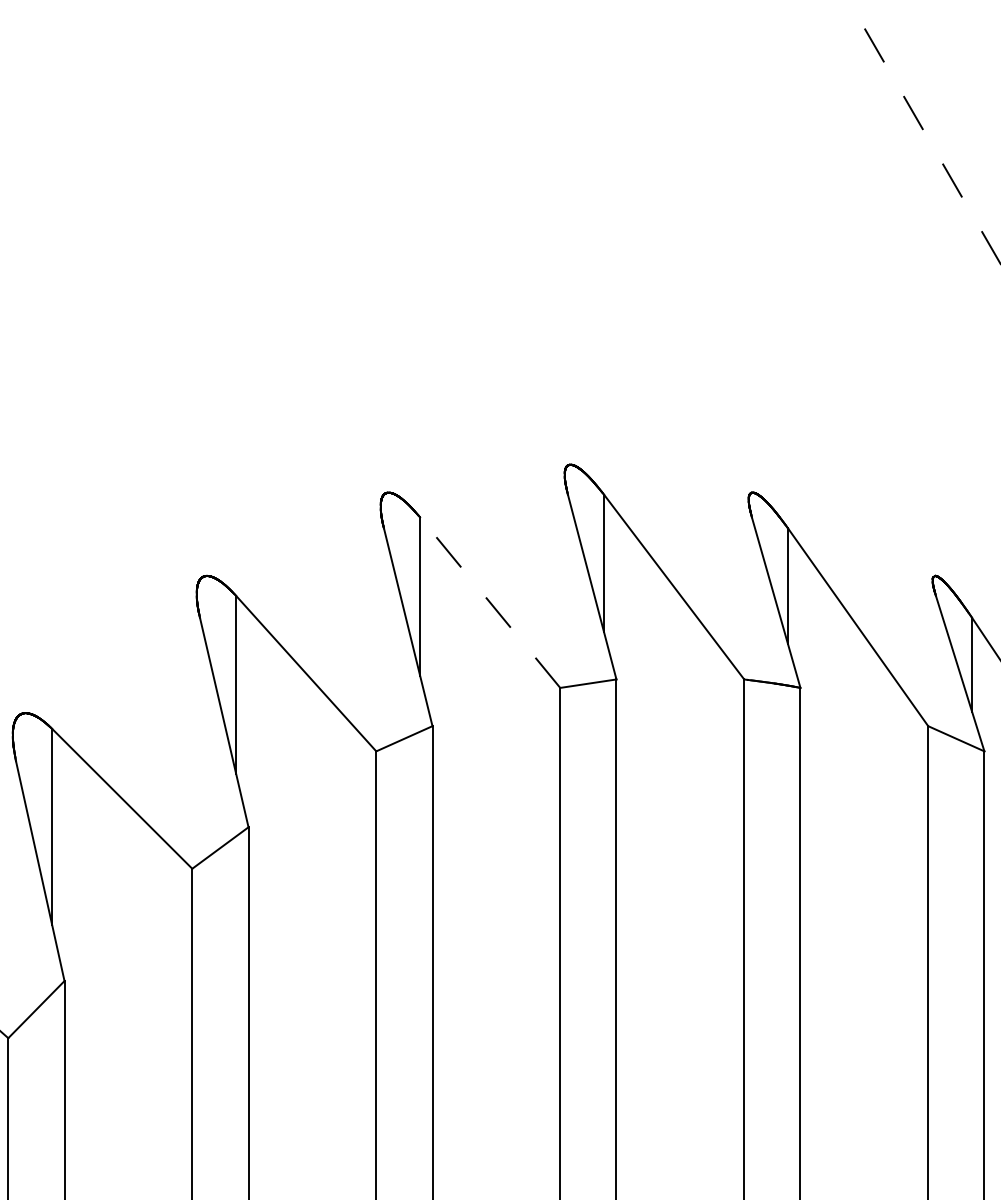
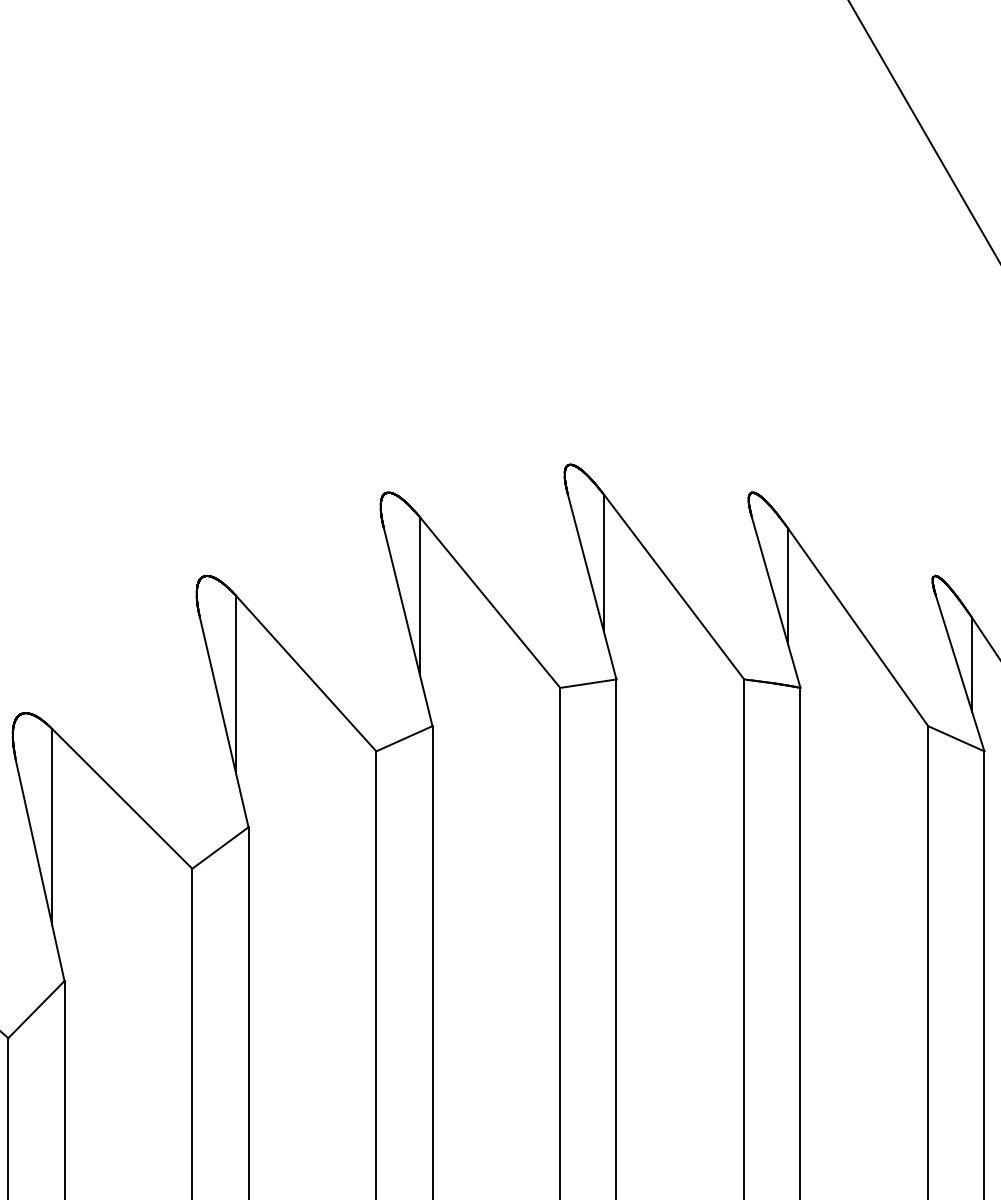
line: dashed -> solid (924, 131)
line: dashed -> solid (489, 602)
